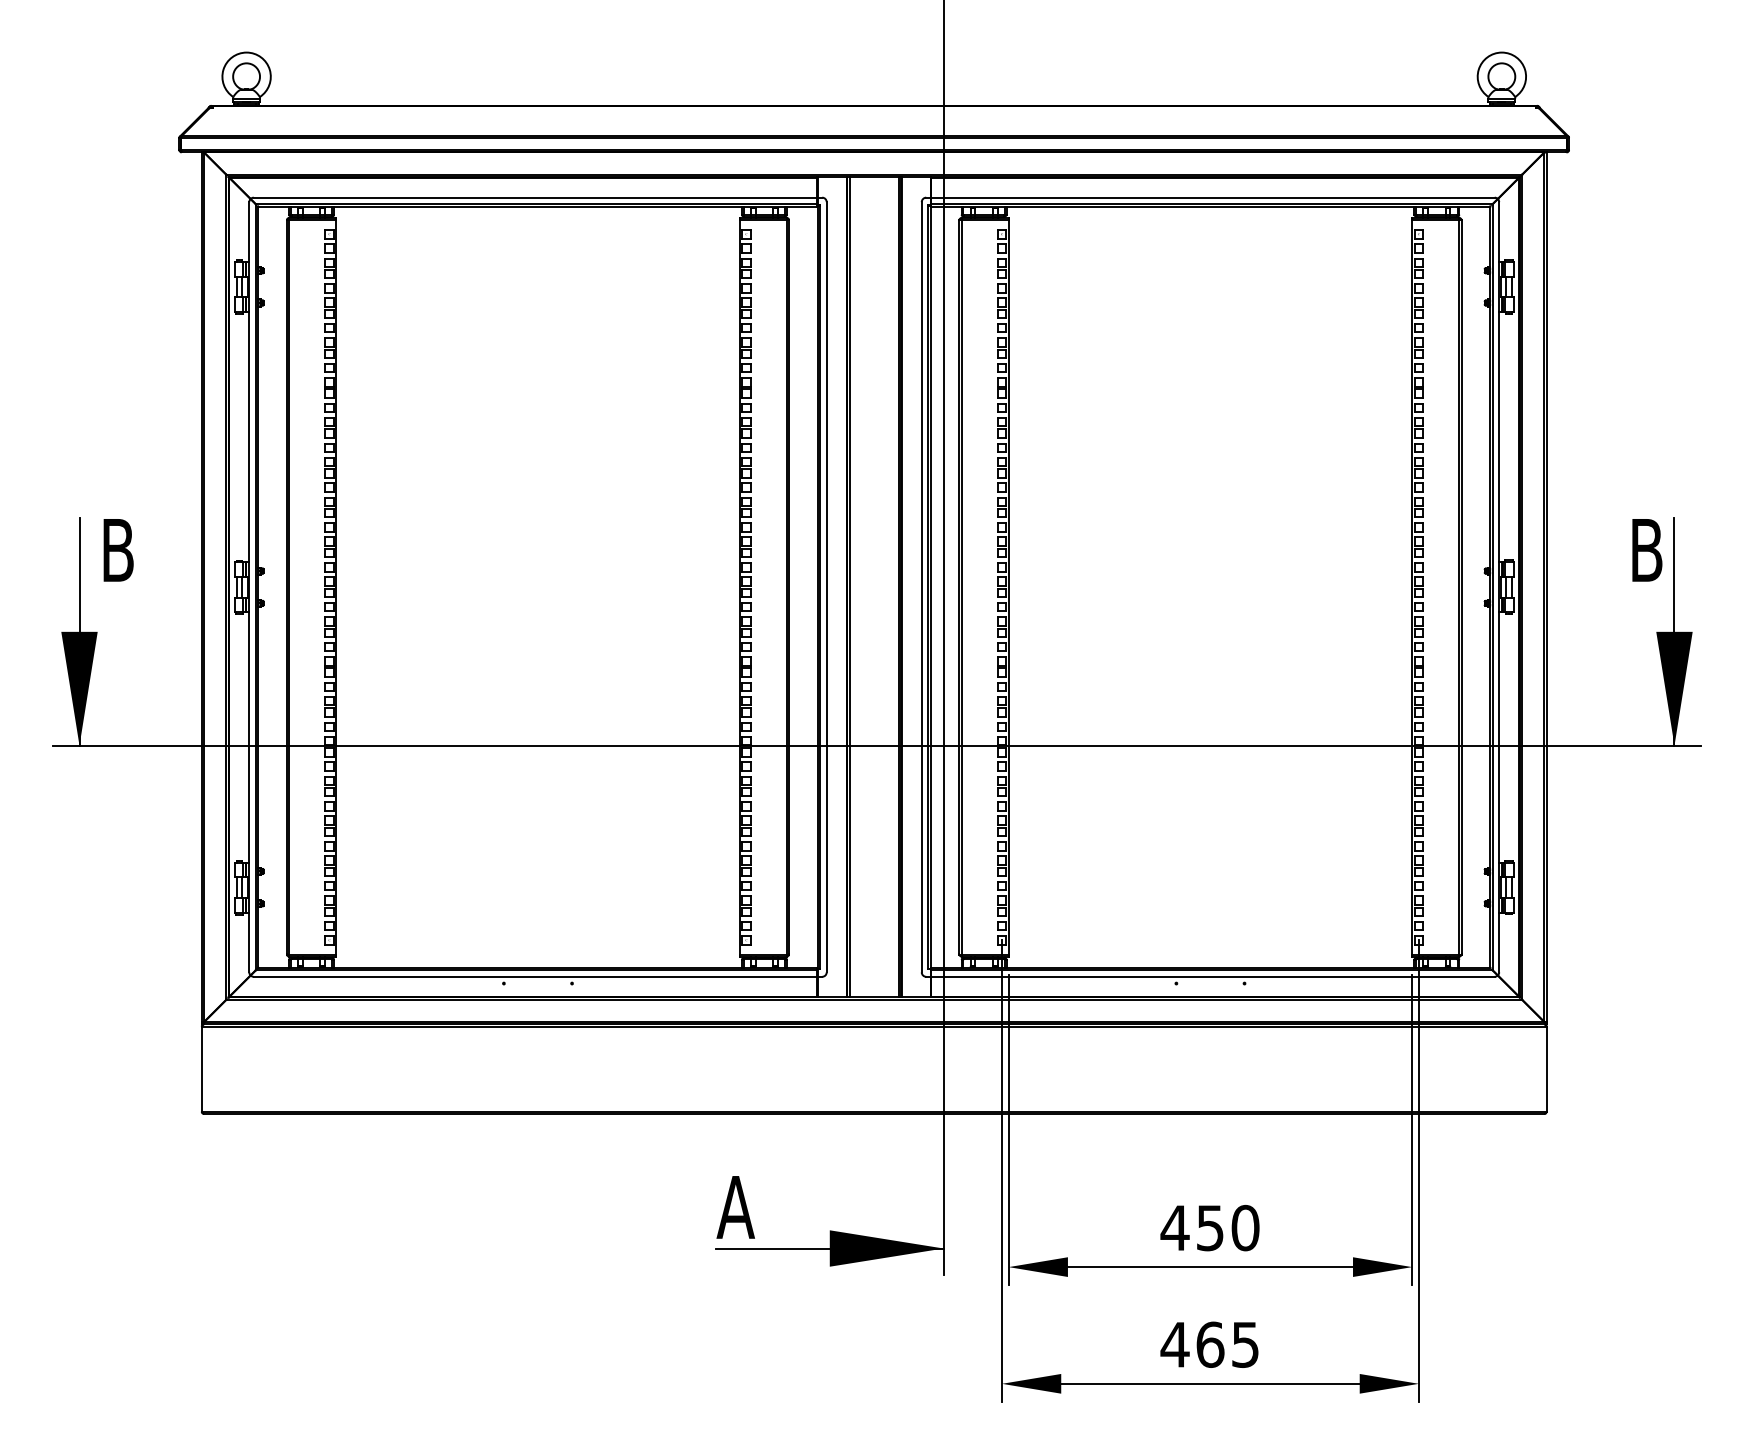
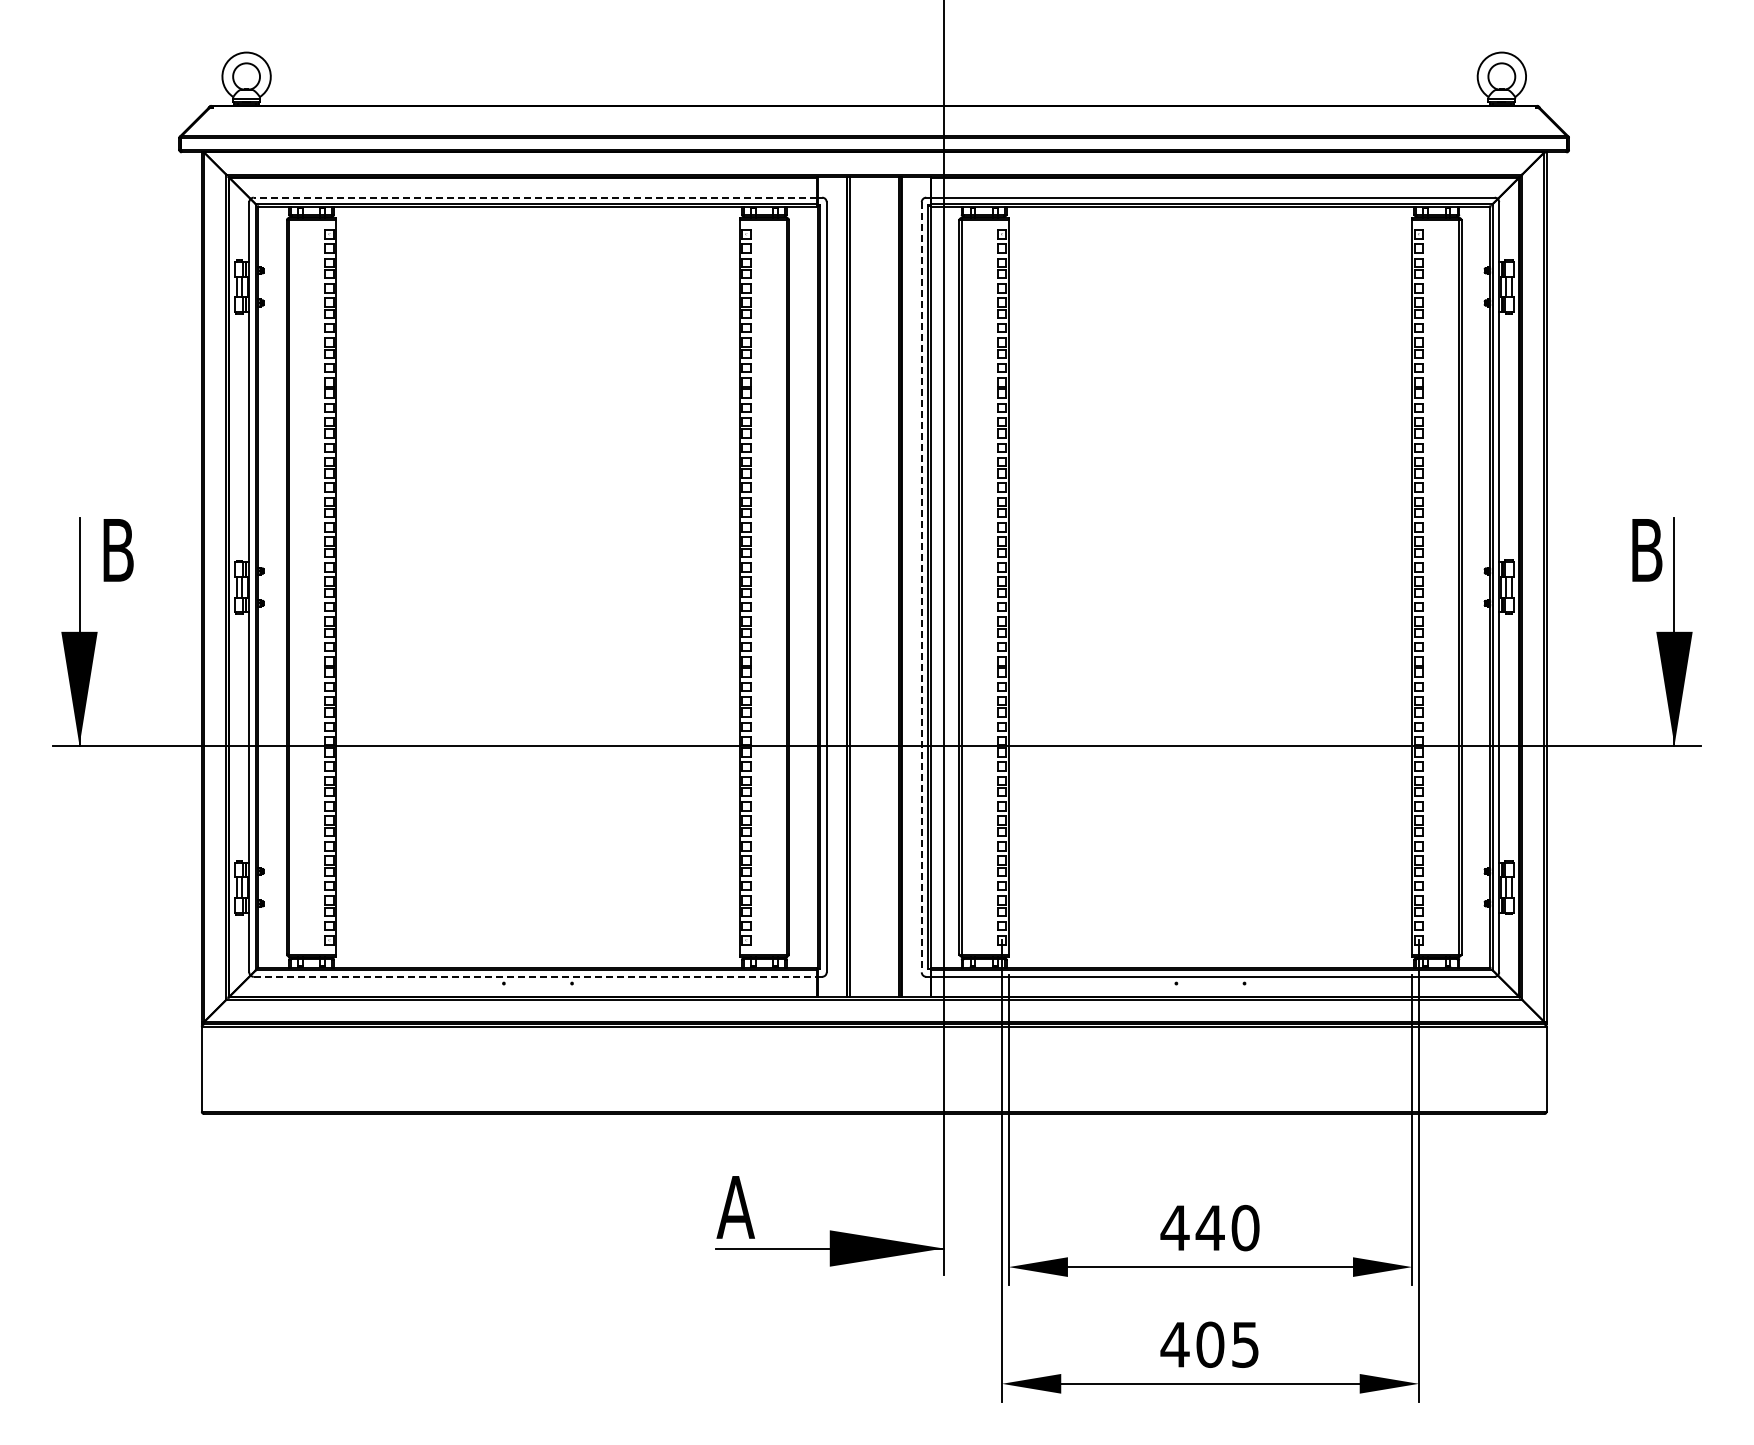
line: solid -> dashed (535, 197)
line: solid -> dashed (921, 587)
line: solid -> dashed (535, 976)
text: 450 -> 440 (1209, 1228)
text: 465 -> 405 (1210, 1344)
